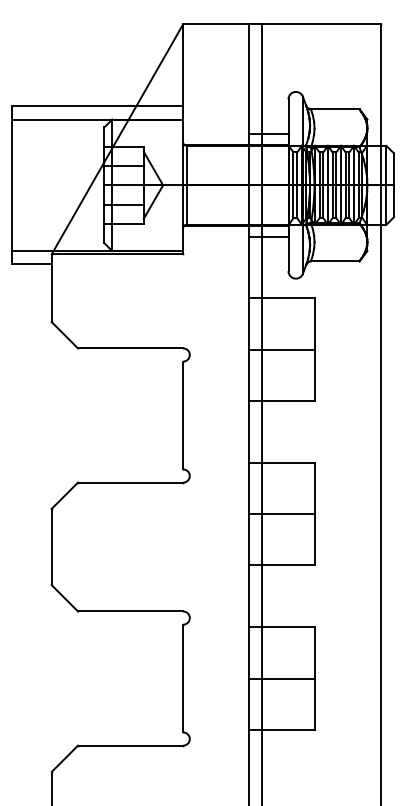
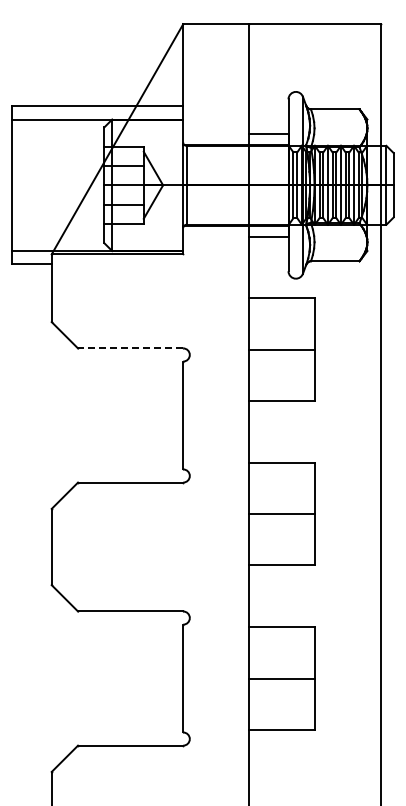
line: solid -> dashed (130, 348)
line: present -> none (262, 413)
